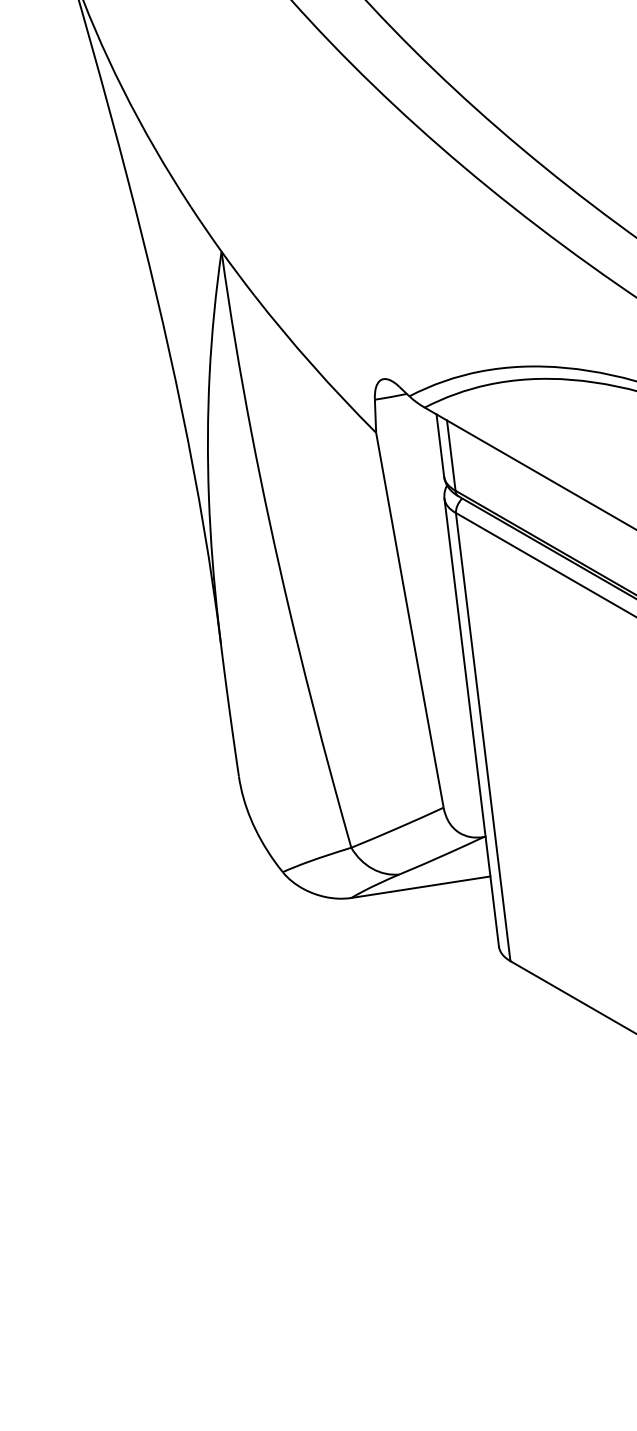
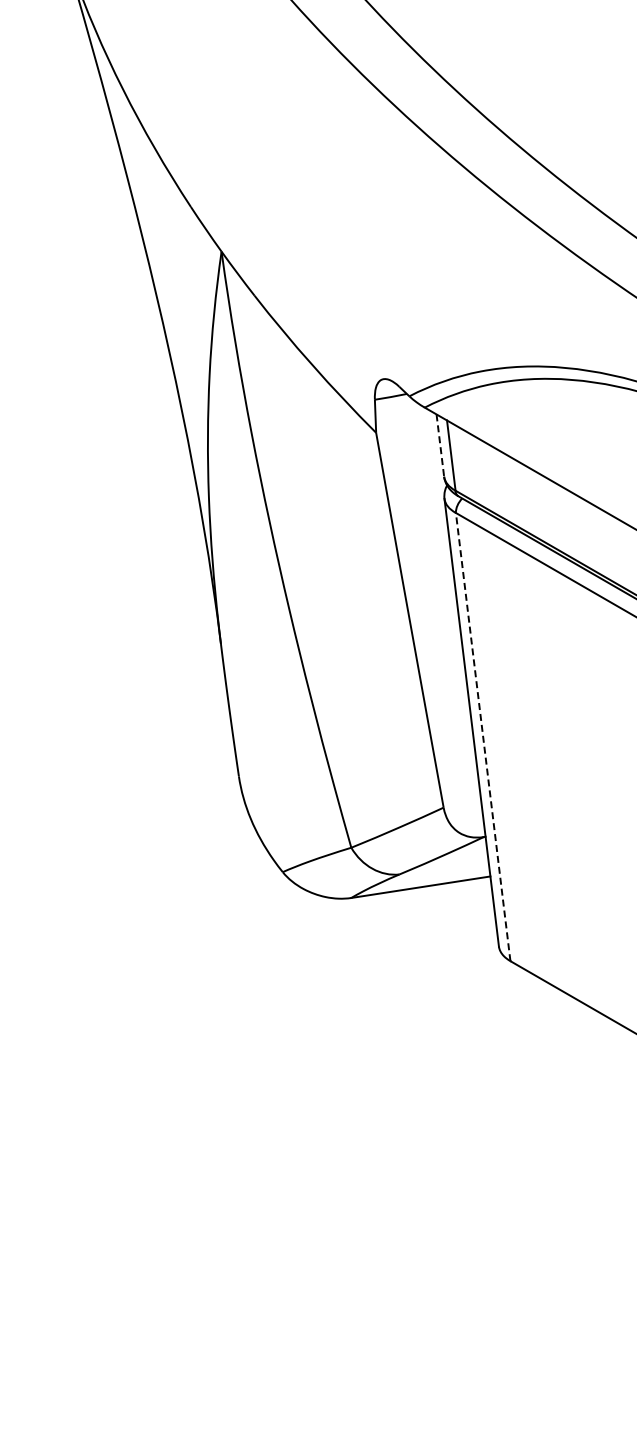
line: solid -> dashed (440, 446)
line: solid -> dashed (483, 737)
